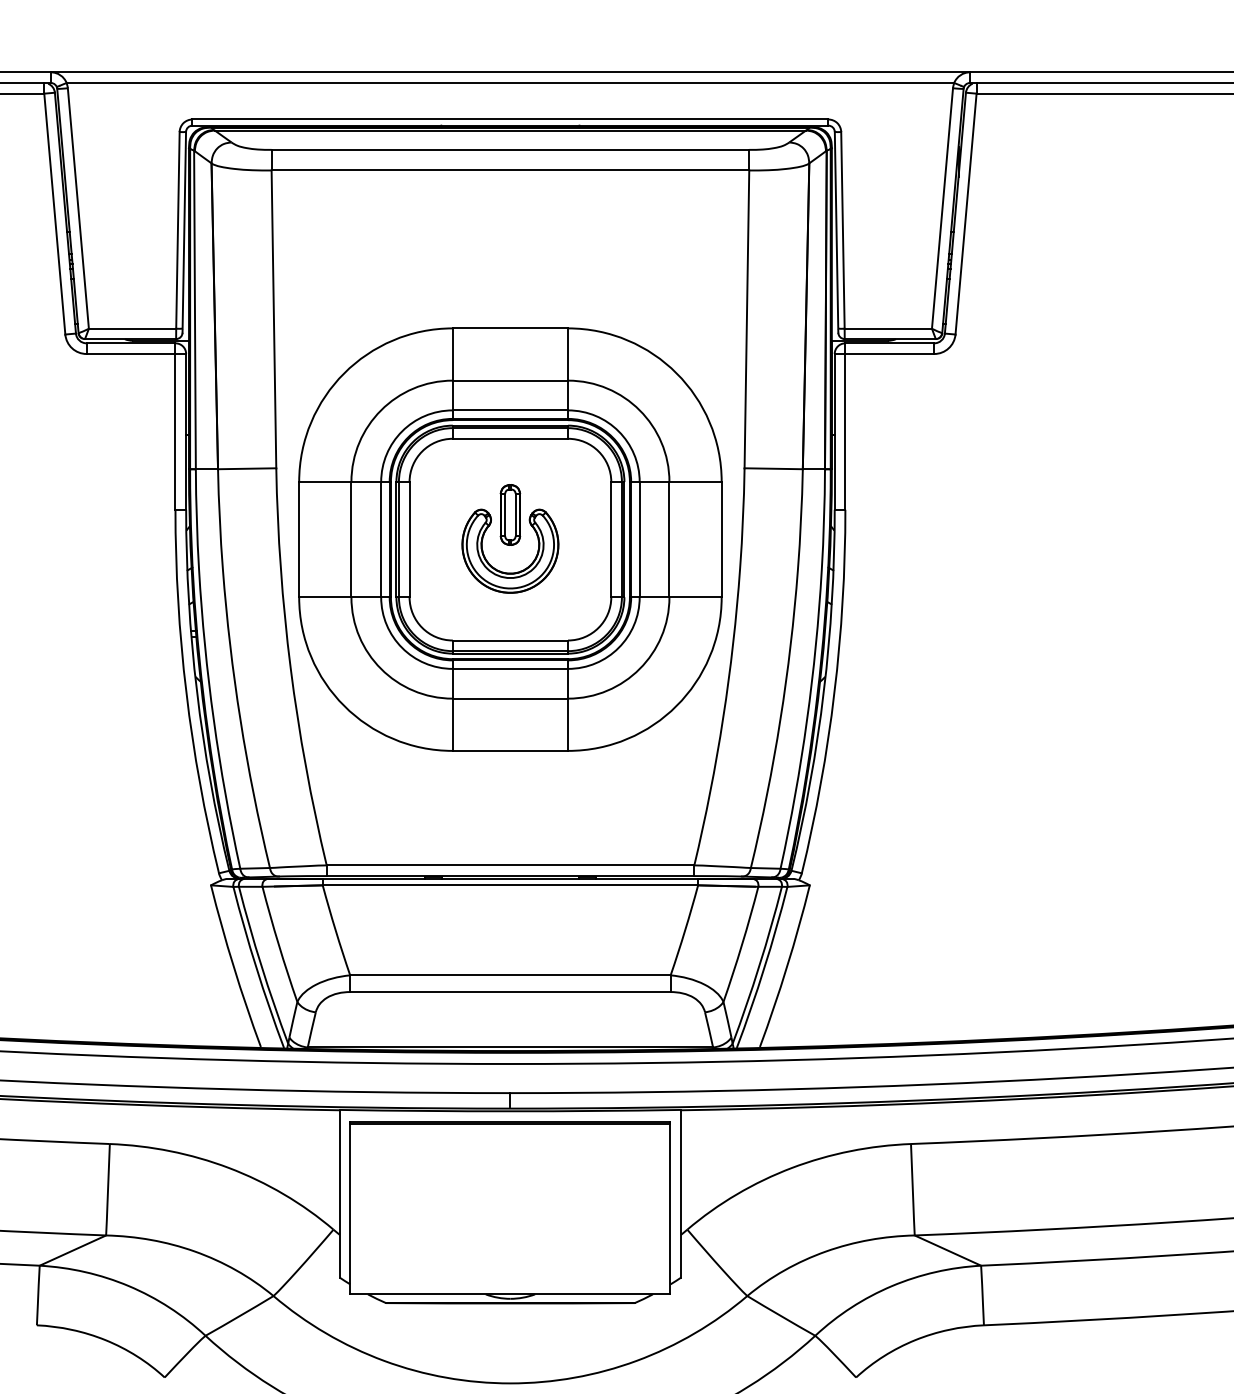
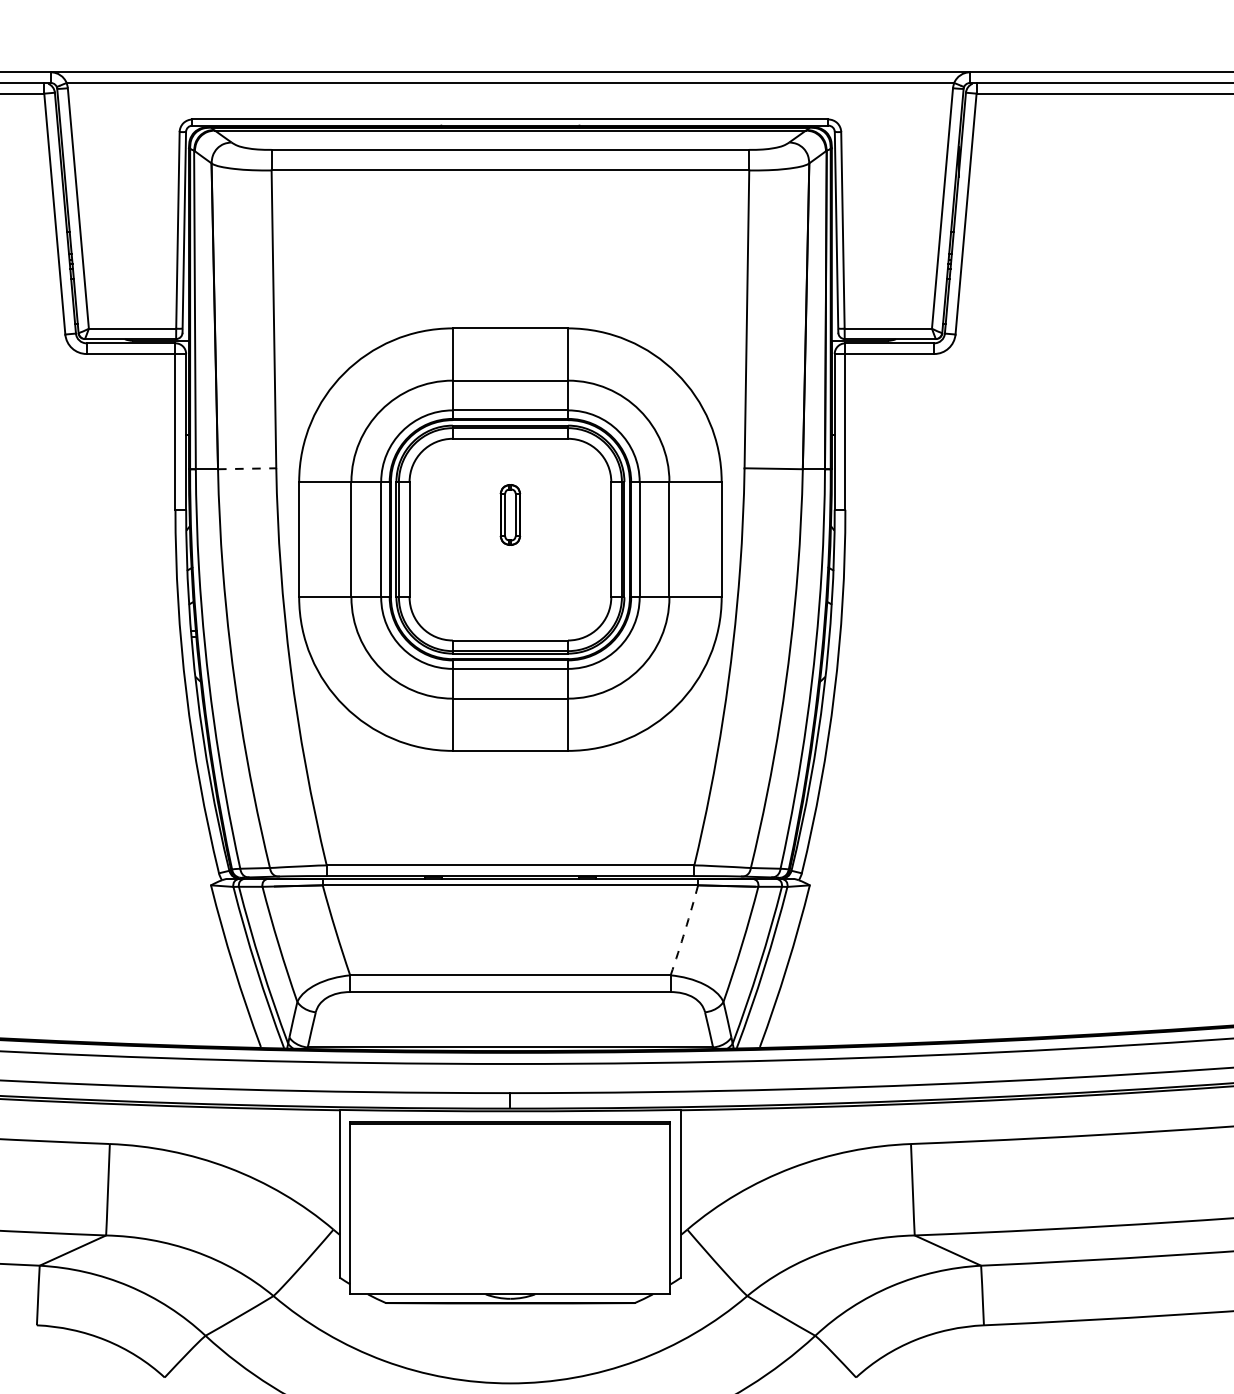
line: solid -> dashed (247, 468)
part: present -> none (510, 572)
arc: solid -> dashed (685, 930)
